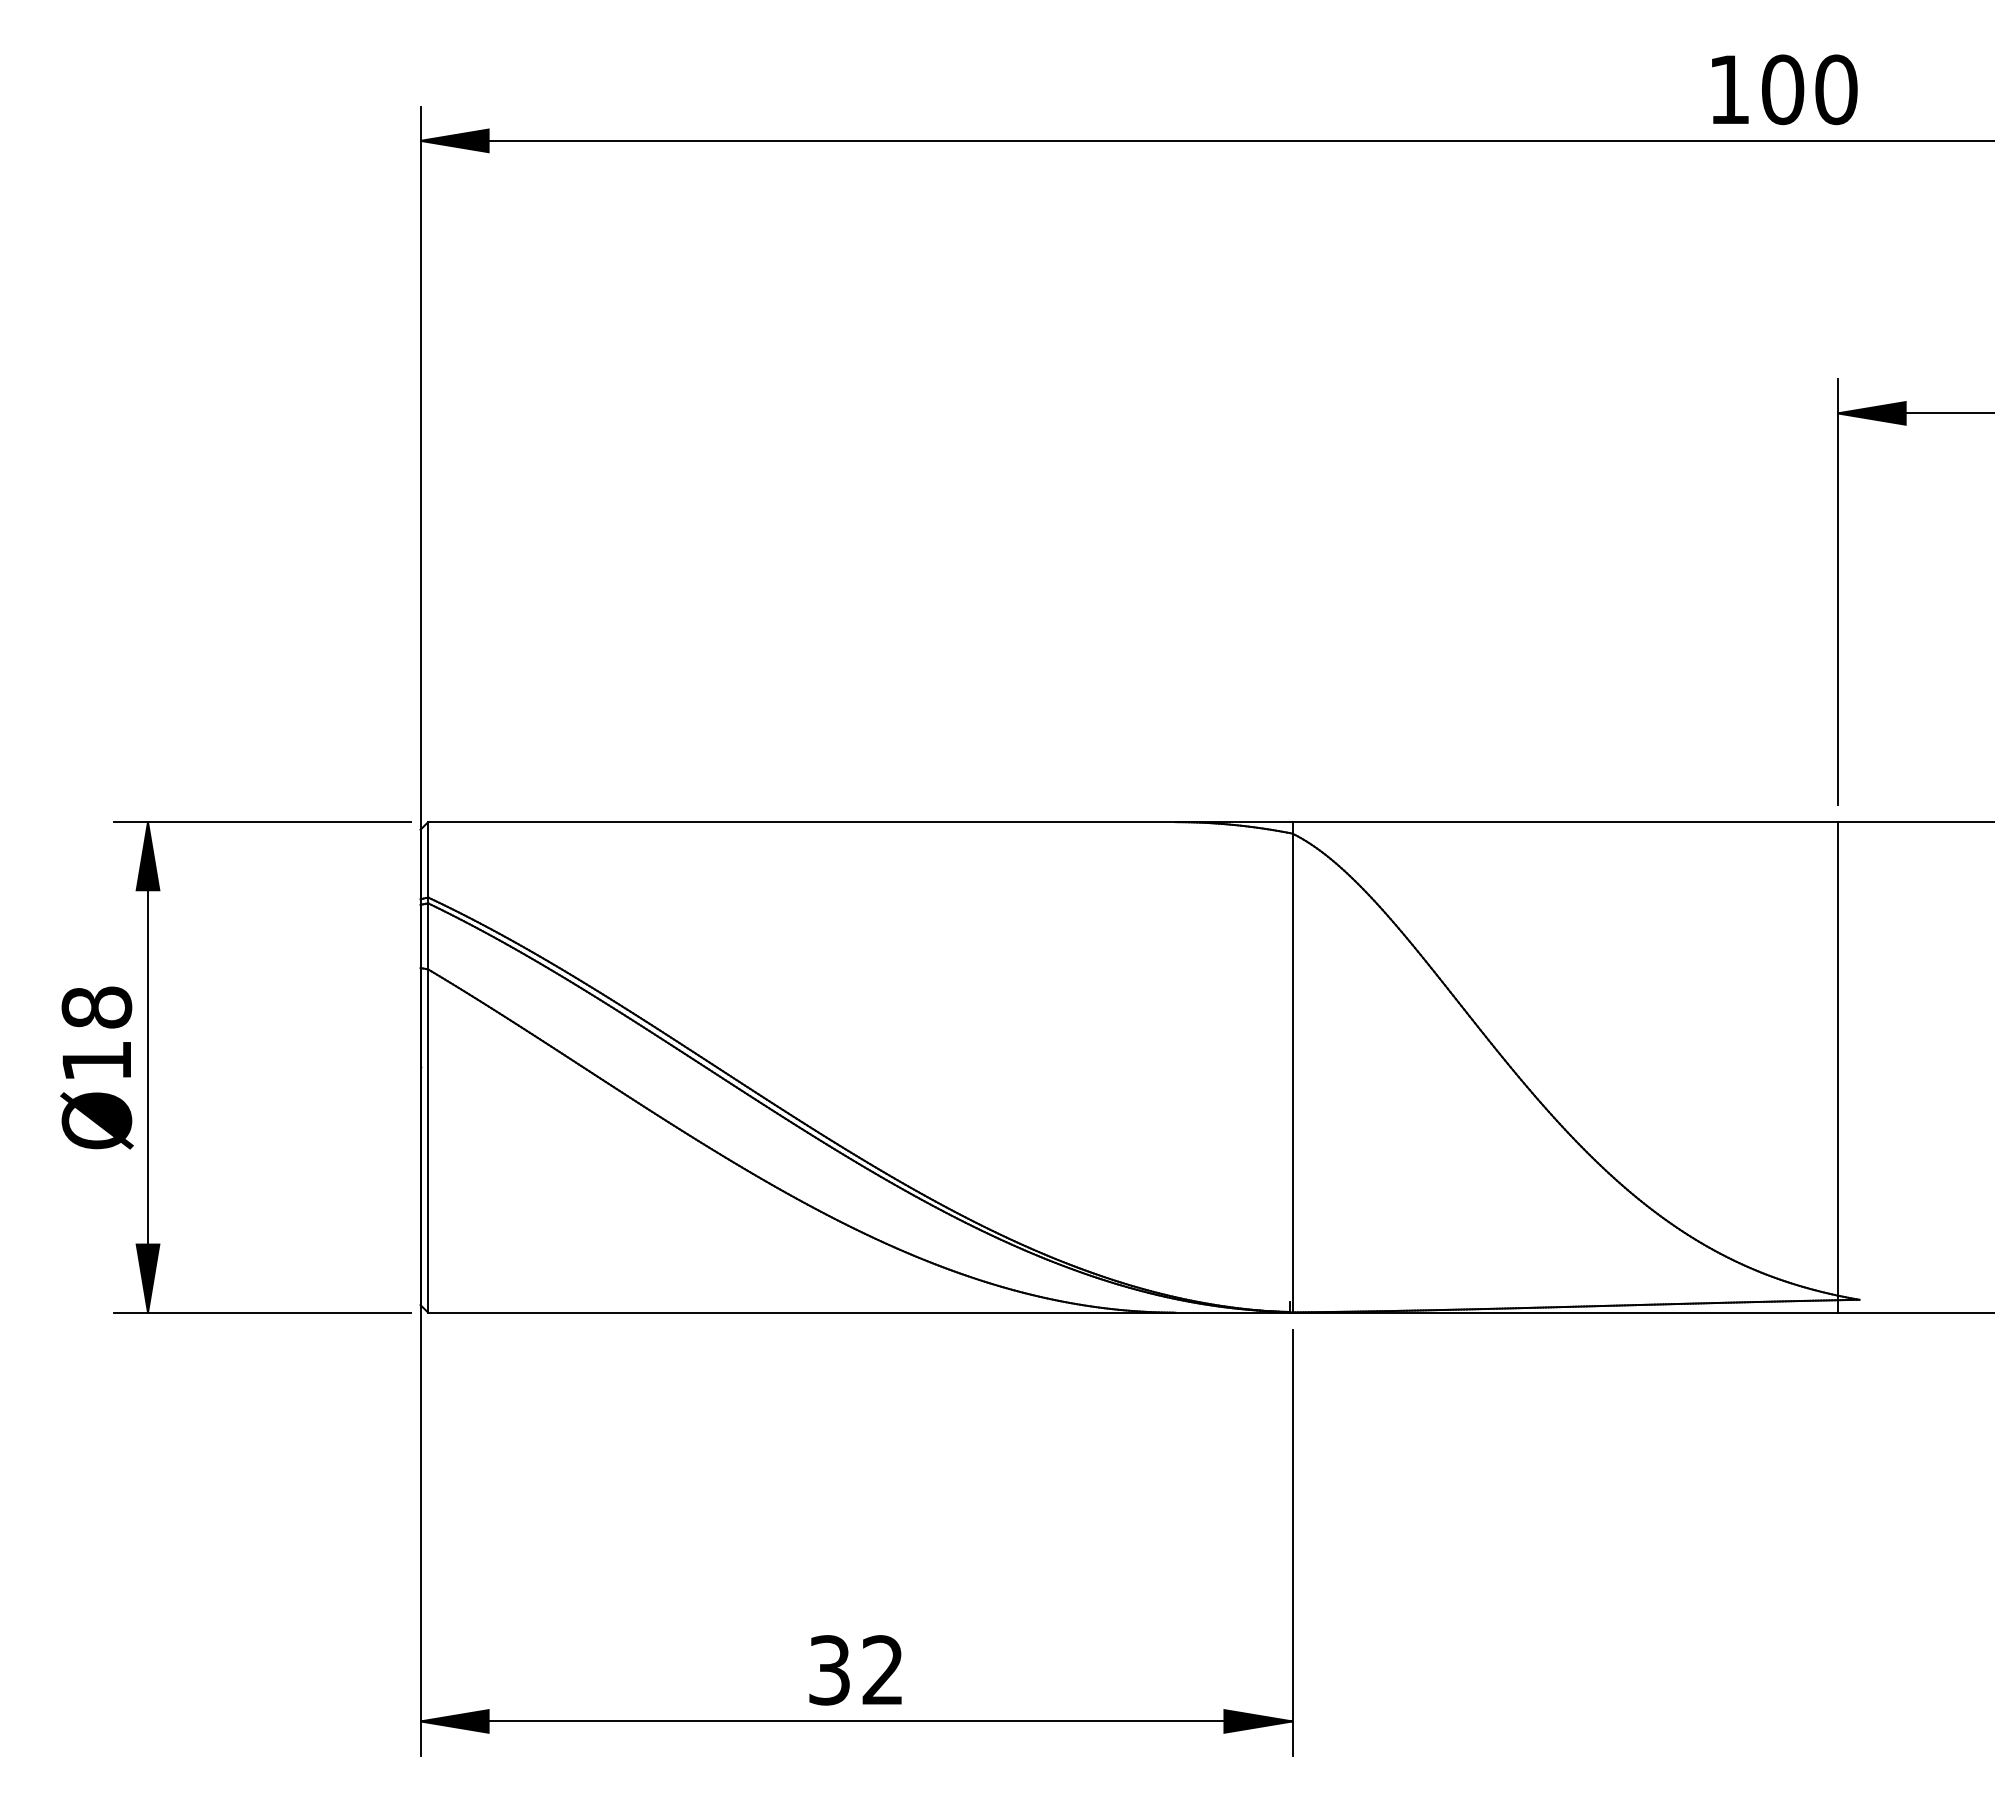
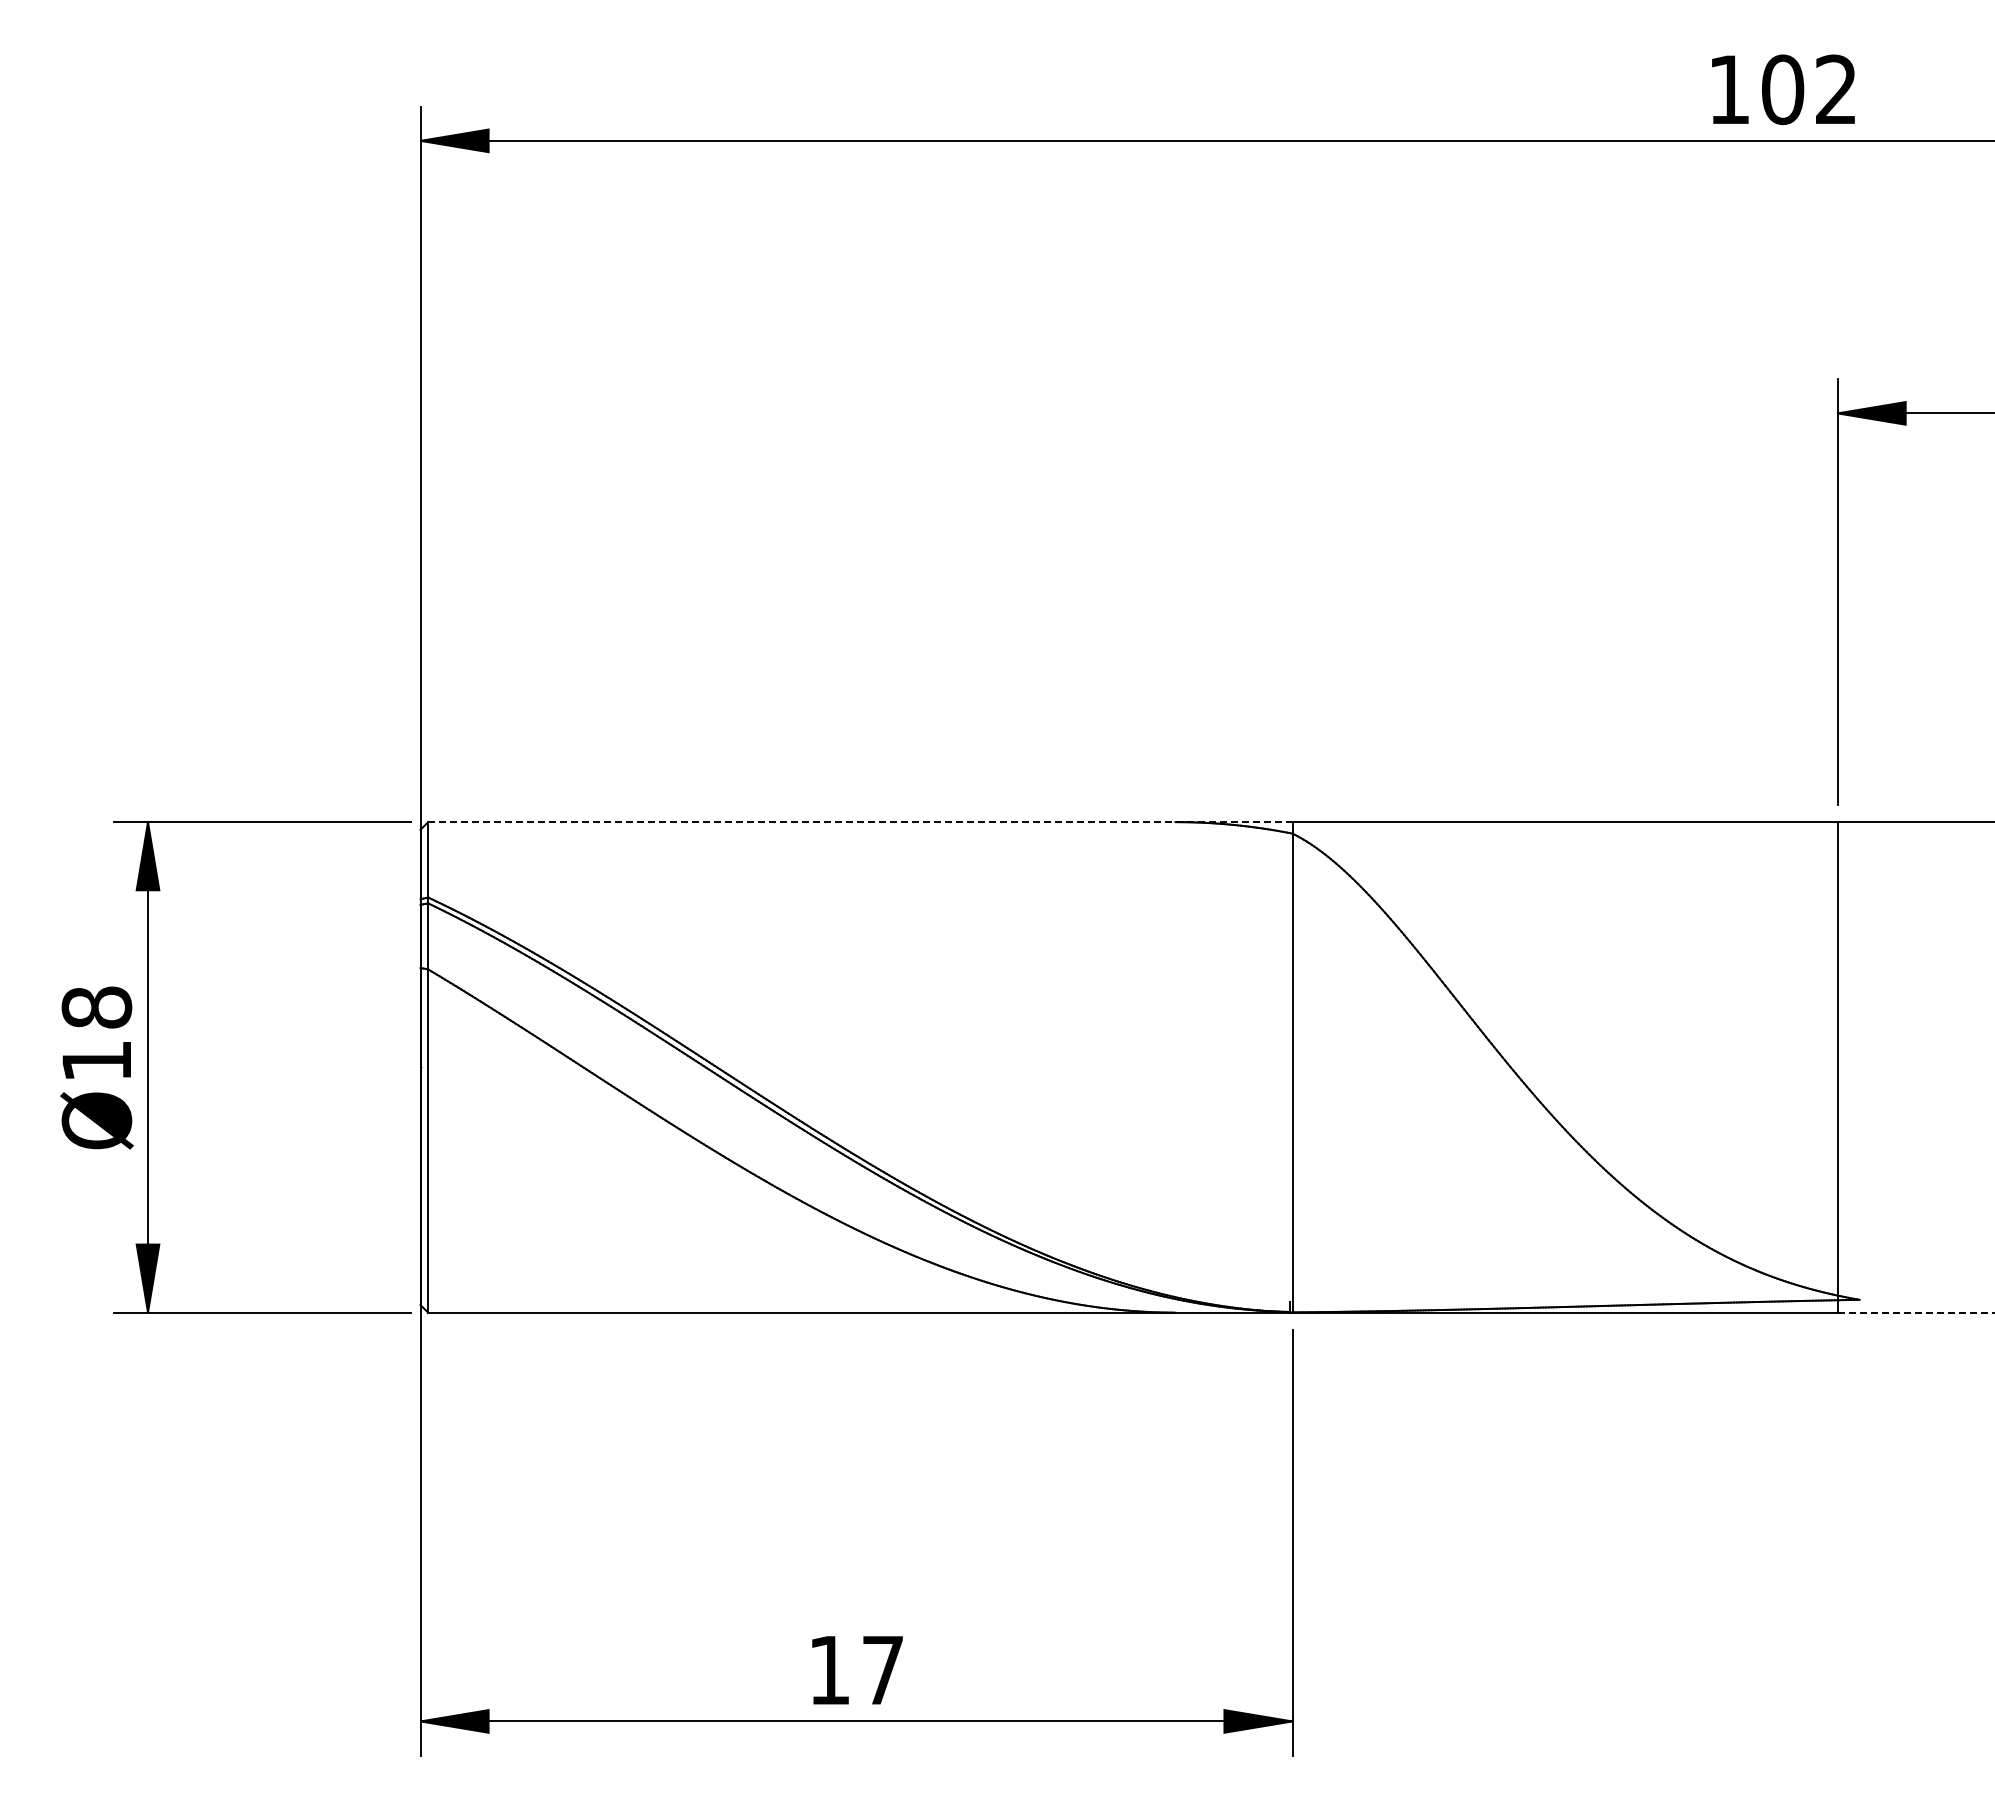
text: 100 -> 102 (1836, 89)
line: solid -> dashed (860, 822)
line: solid -> dashed (1916, 1312)
text: 32 -> 17 (855, 1670)
